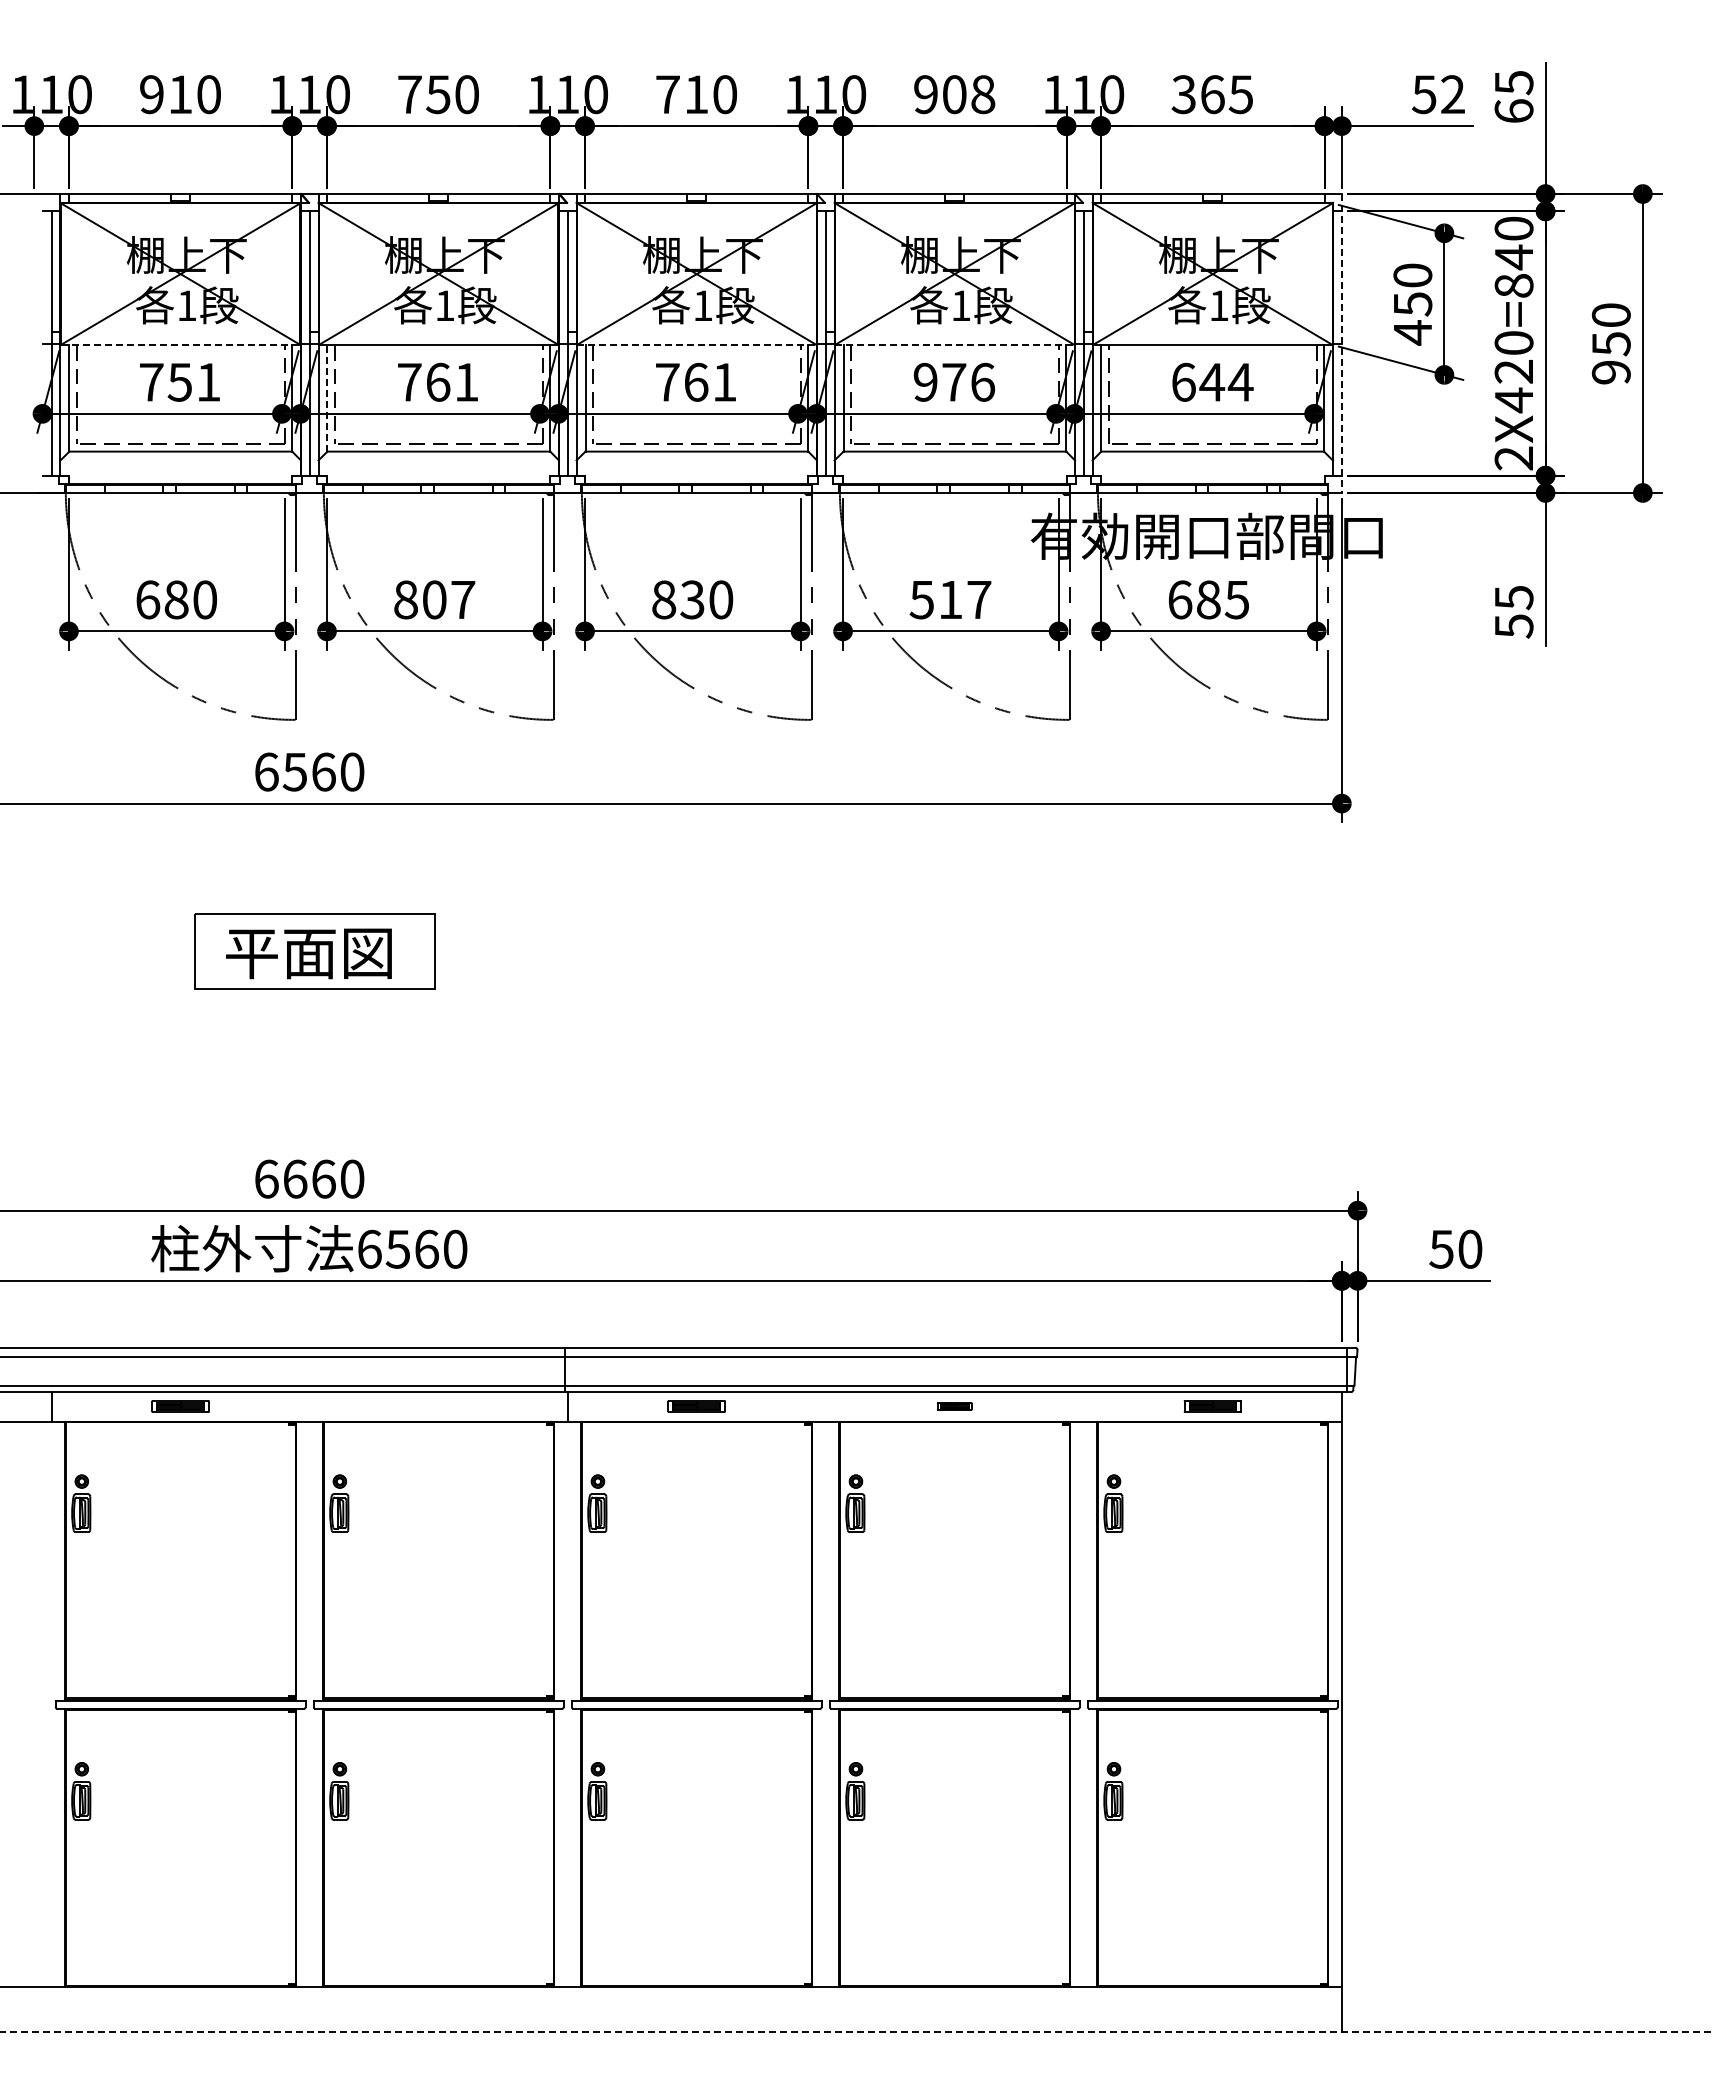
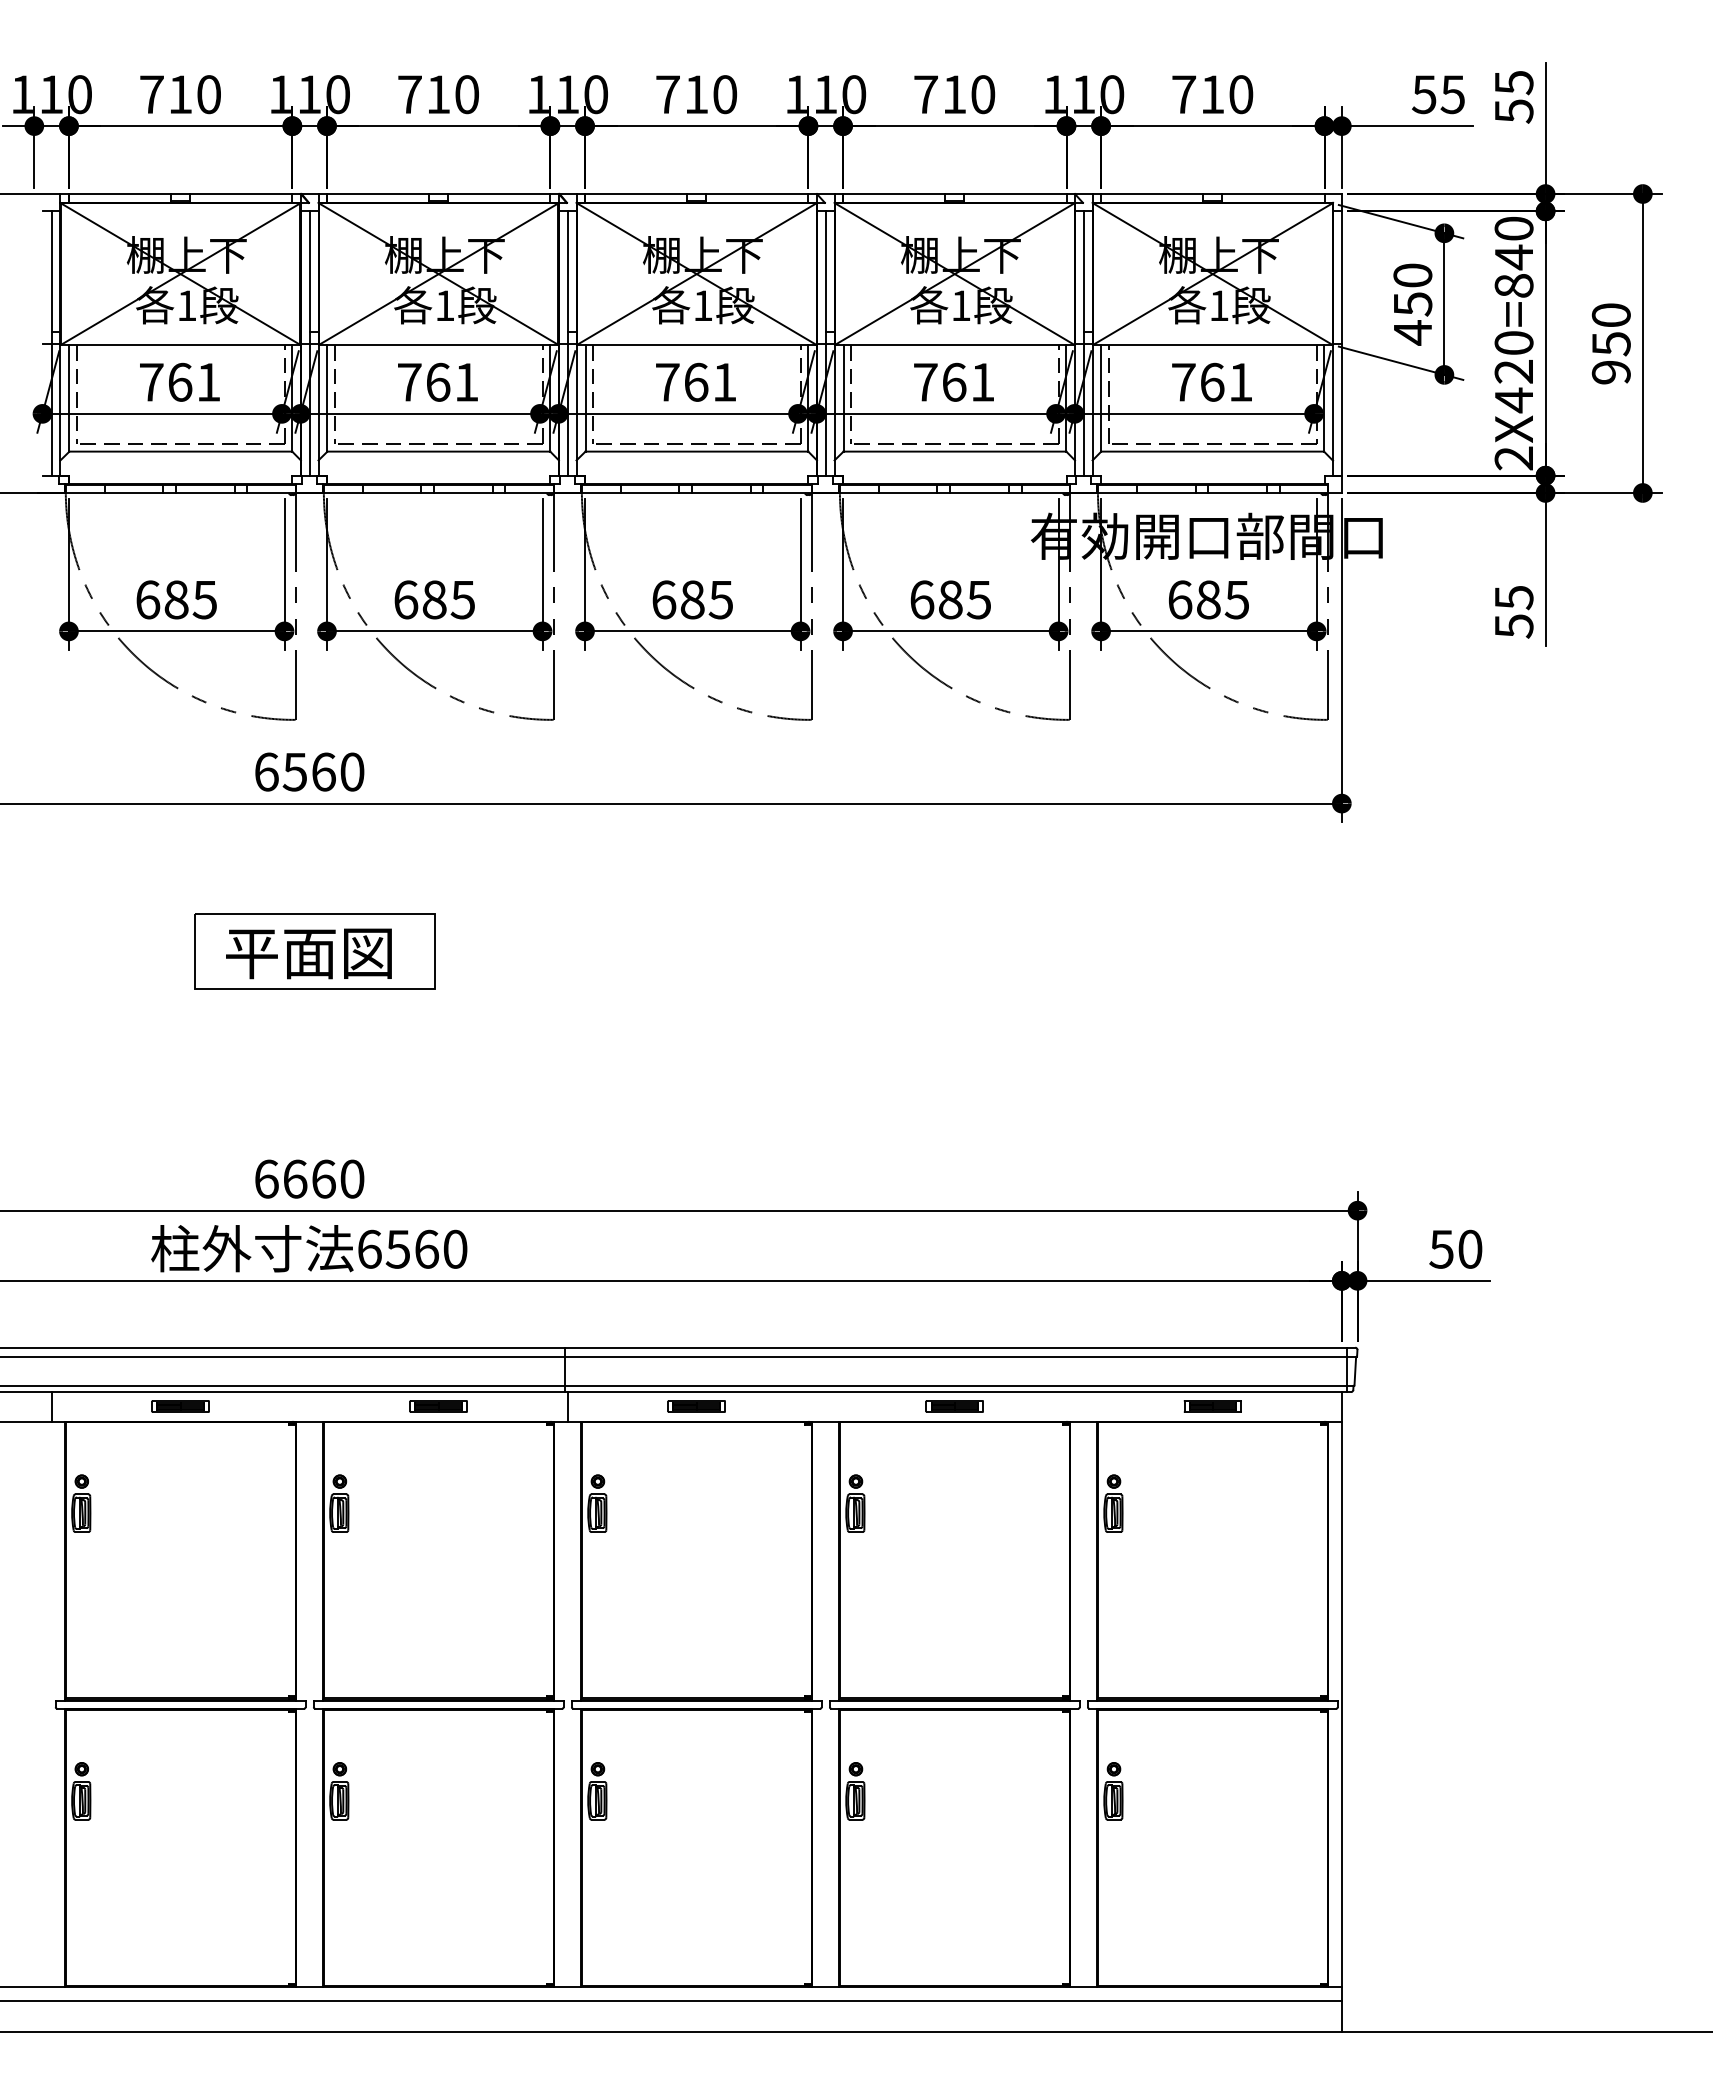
text: 910 -> 710 (151, 94)
text: 750 -> 710 (438, 94)
text: 908 -> 710 (954, 94)
text: 365 -> 710 (1212, 94)
text: 52 -> 55 (1452, 94)
text: 65 -> 55 (1513, 111)
line: dashed -> solid (180, 344)
line: dashed -> solid (696, 344)
line: dashed -> solid (954, 344)
line: dashed -> solid (1341, 344)
text: 751 -> 761 (179, 381)
text: 976 -> 761 (954, 381)
text: 644 -> 761 (1212, 381)
line: dashed -> solid (327, 397)
text: 680 -> 685 (204, 599)
text: 807 -> 685 (434, 599)
text: 830 -> 685 (692, 599)
text: 517 -> 685 (950, 599)
part: none -> present (438, 1406)
part size: 36x9 px -> 59x13 px (954, 1406)
line: none -> present (671, 2000)
line: dashed -> solid (856, 2032)
